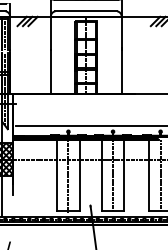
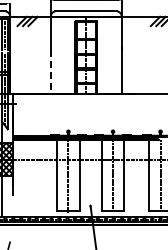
line: solid -> dashed (50, 72)
line: present -> none (89, 125)
